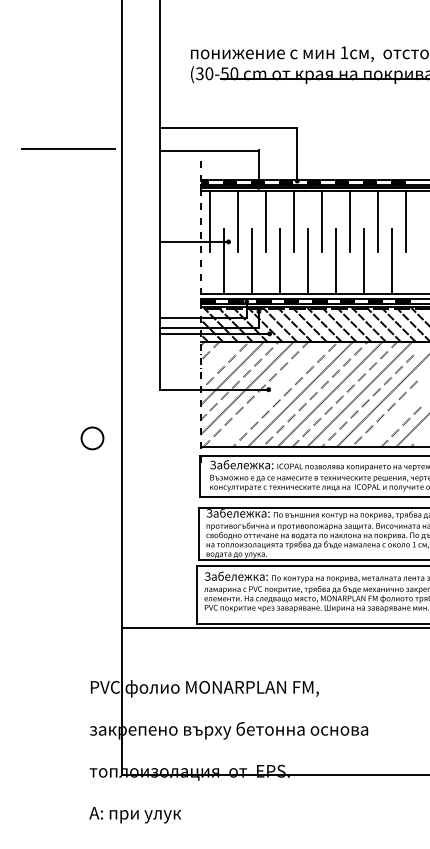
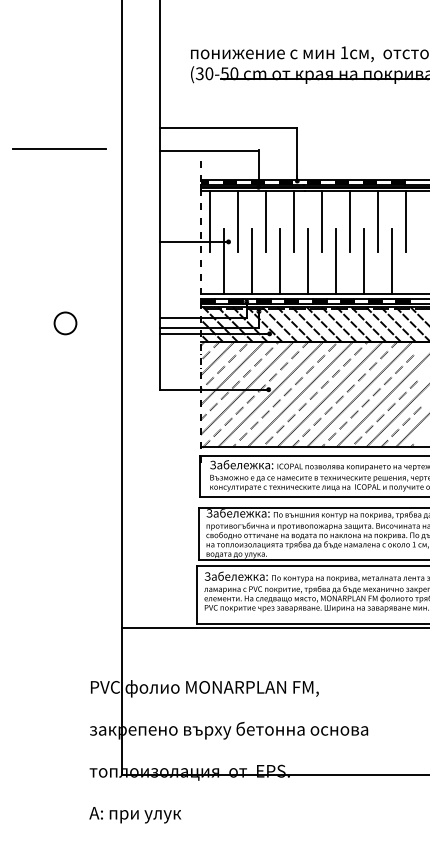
line position: (68, 148) -> (59, 148) (59, 148)
line: none -> present (217, 358)
line: none -> present (270, 394)
line: none -> present (396, 416)
circle position: (92, 438) -> (65, 323) (65, 323)
